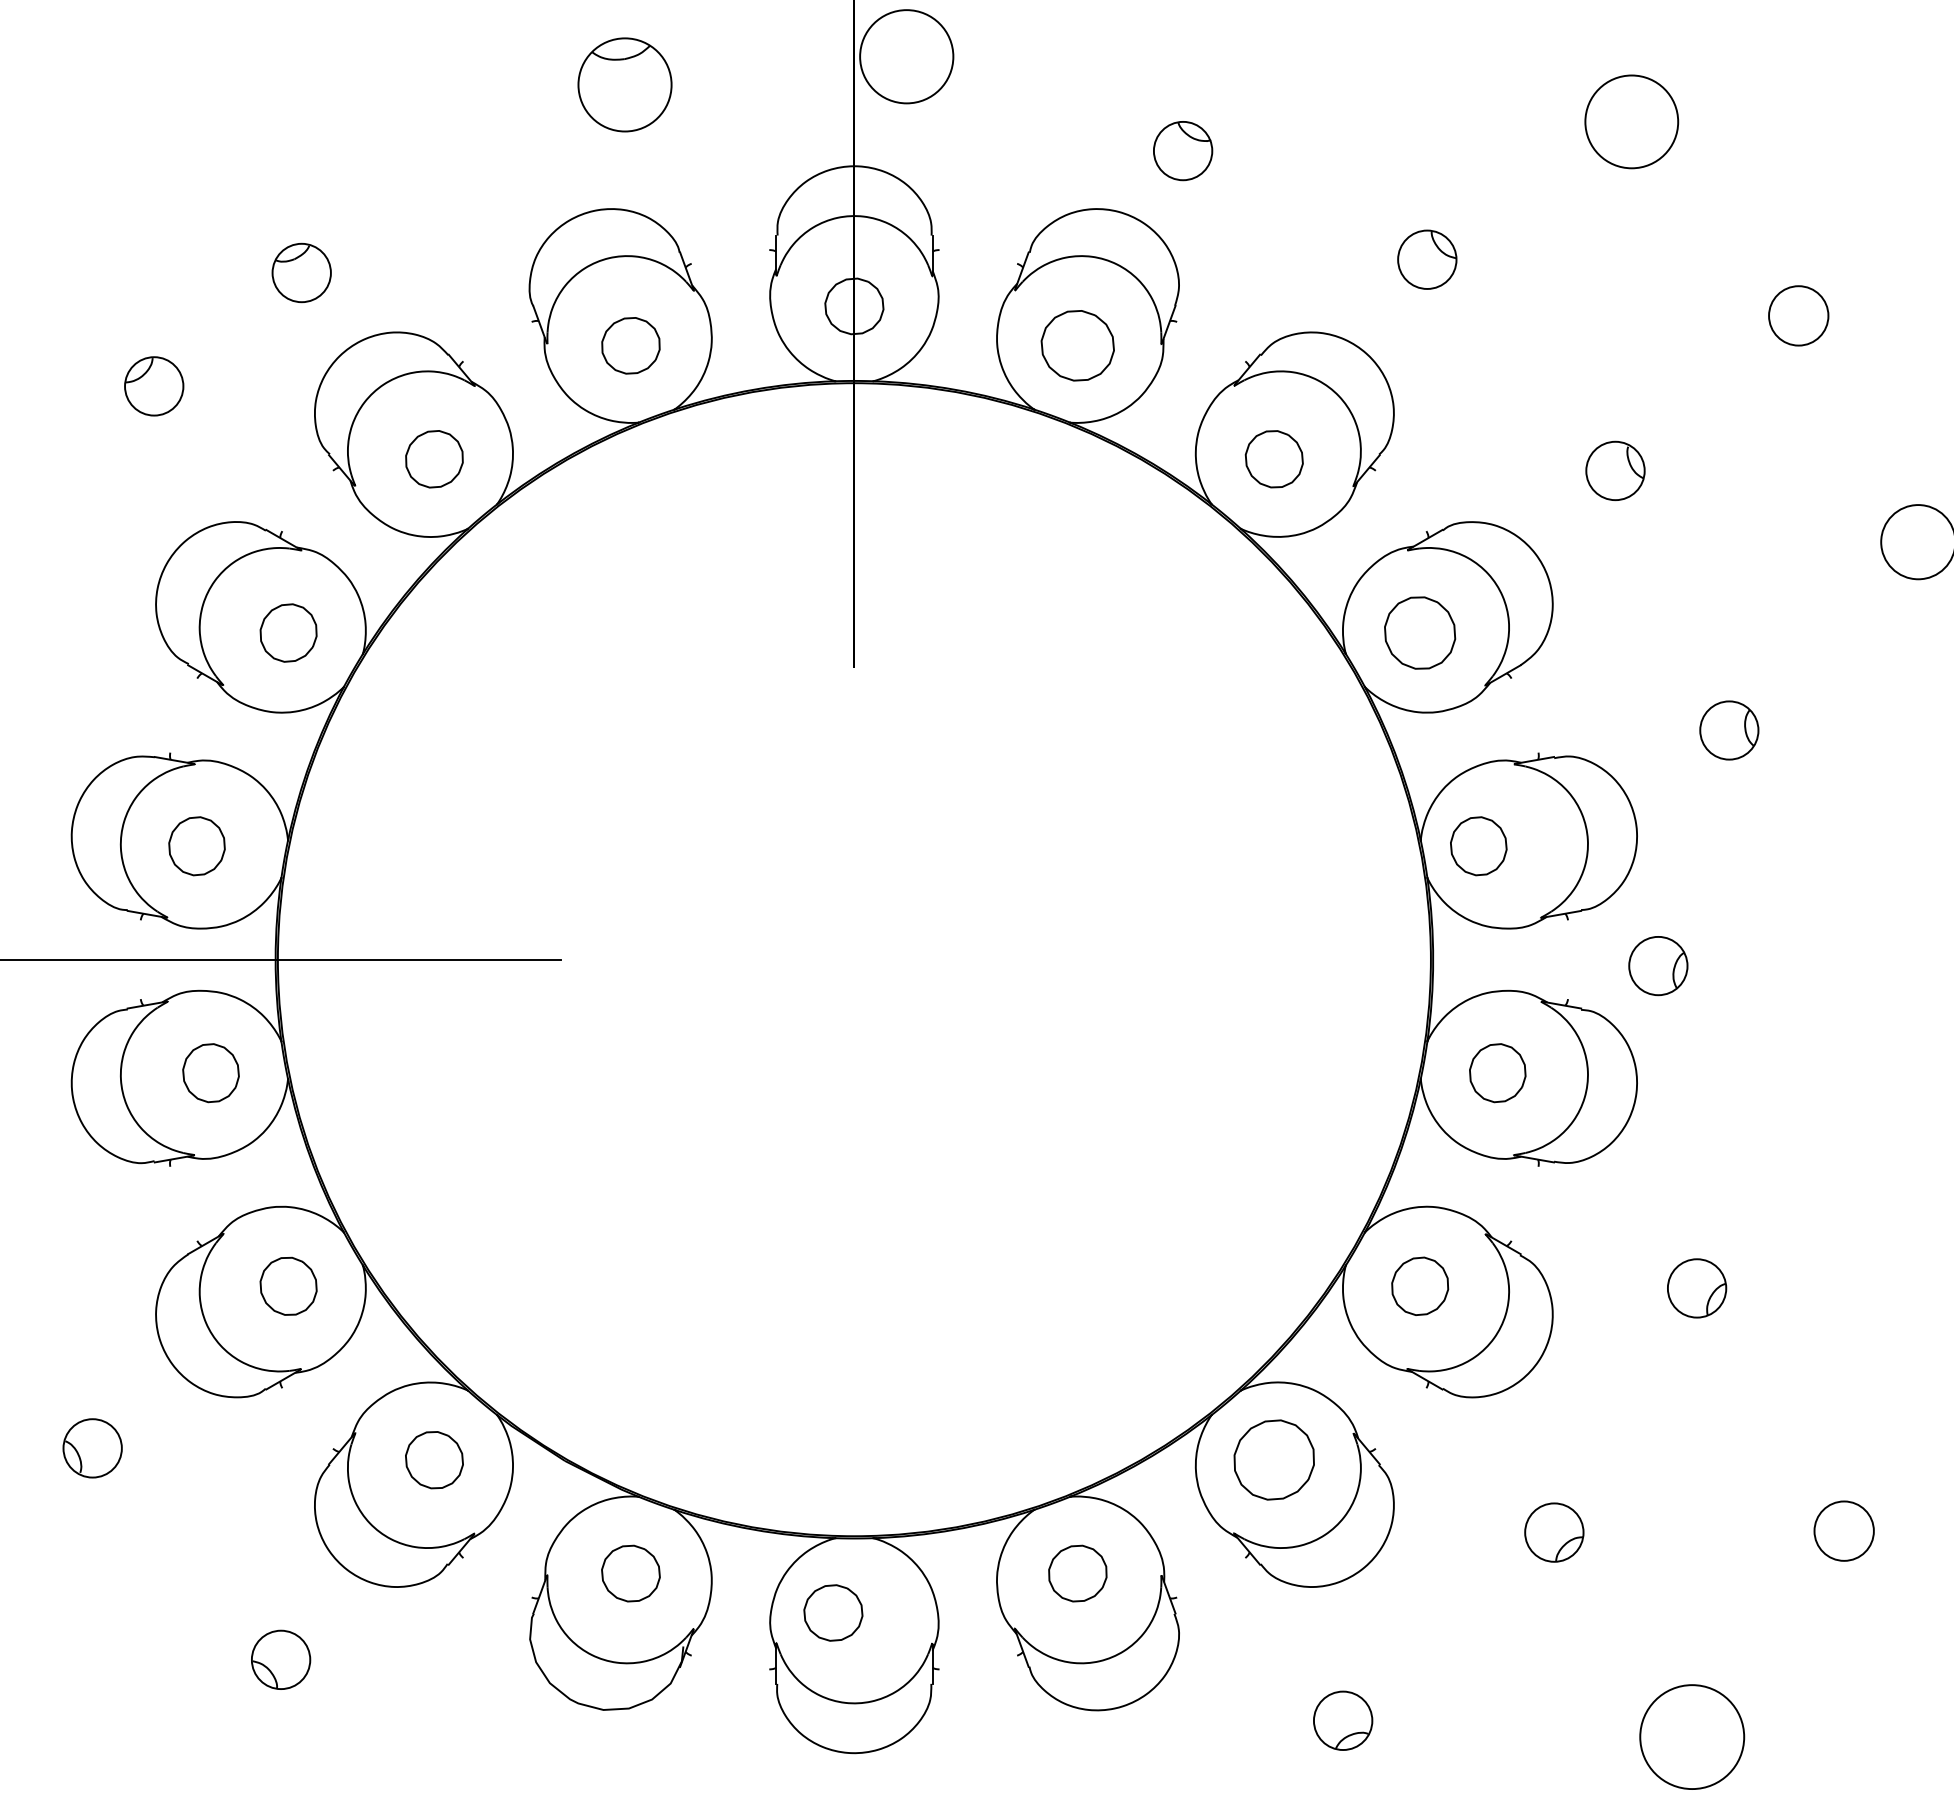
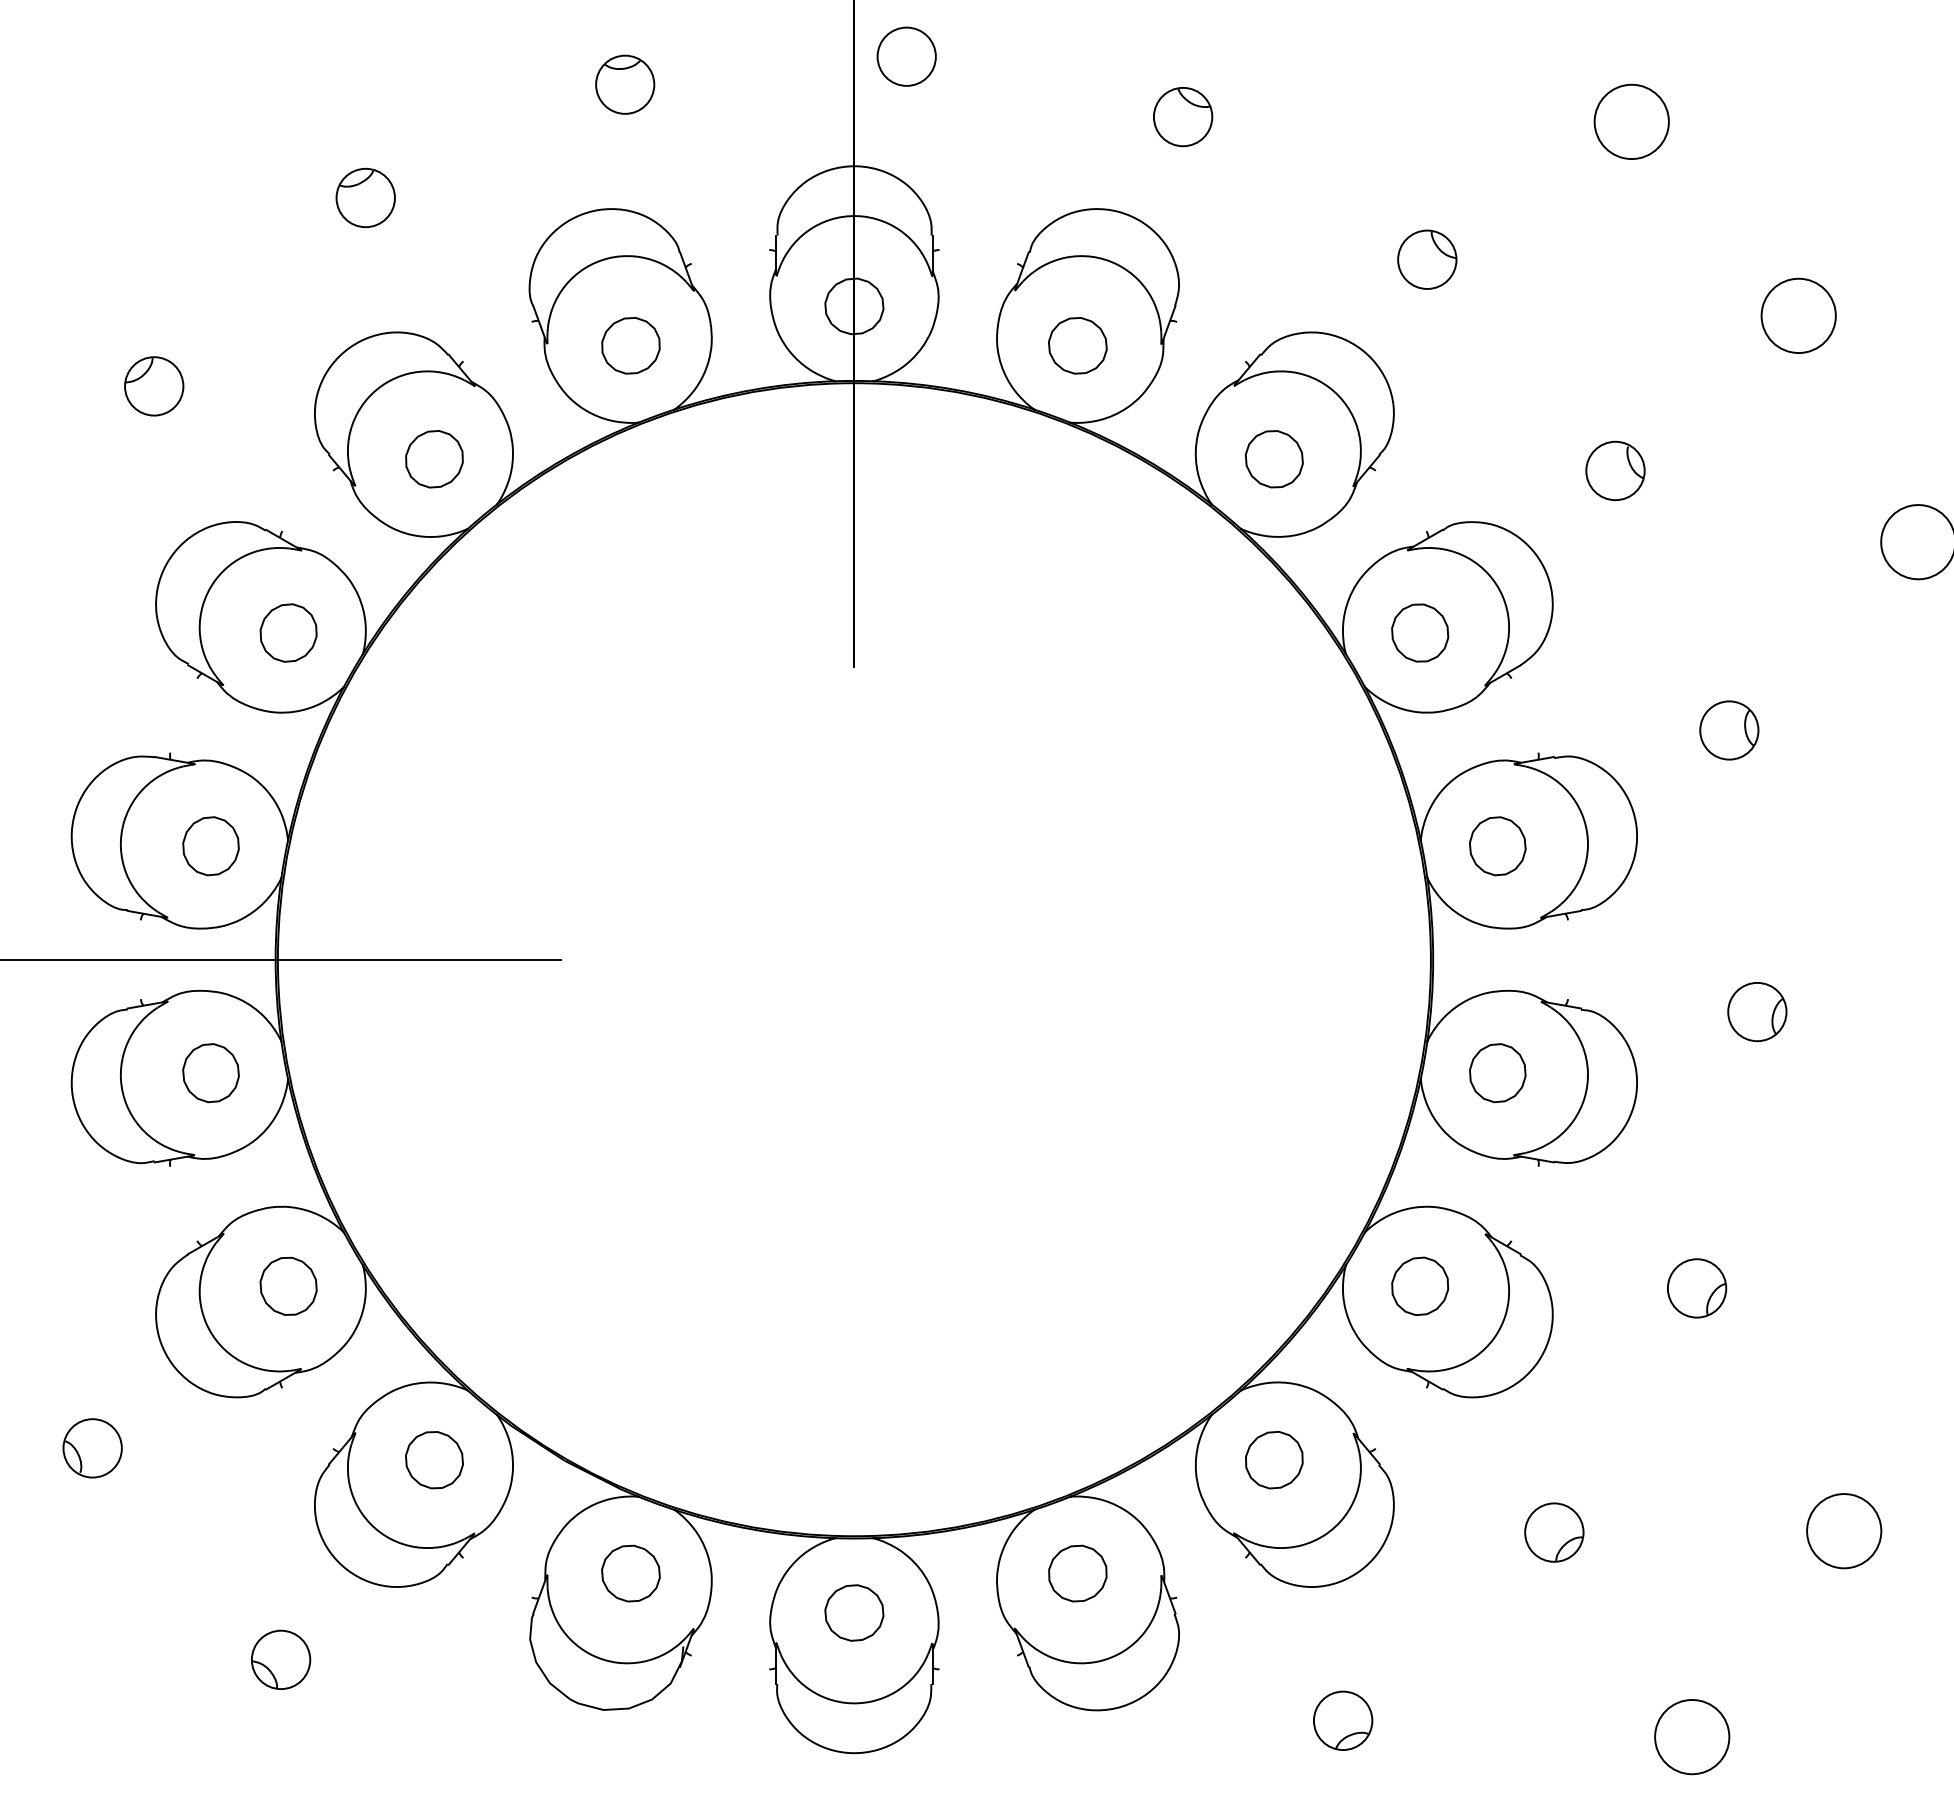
circle diameter: 93 px -> 58 px (906, 56)
part size: 96x96 px -> 61x61 px (625, 84)
circle diameter: 93 px -> 74 px (1631, 121)
part position: (1183, 151) -> (1183, 117) (1183, 117)
part position: (301, 272) -> (365, 197) (365, 197)
circle diameter: 59 px -> 74 px (1798, 315)
part size: 75x72 px -> 60x58 px (1077, 345)
part size: 73x74 px -> 59x60 px (1420, 632)
part position: (196, 846) -> (210, 846) (210, 846)
part position: (1478, 846) -> (1497, 846) (1497, 846)
part position: (1658, 966) -> (1757, 1012) (1757, 1012)
part size: 82x82 px -> 59x59 px (1274, 1460)
circle diameter: 59 px -> 74 px (1844, 1531)
part position: (833, 1612) -> (854, 1612) (854, 1612)
circle diameter: 104 px -> 74 px (1692, 1736)
